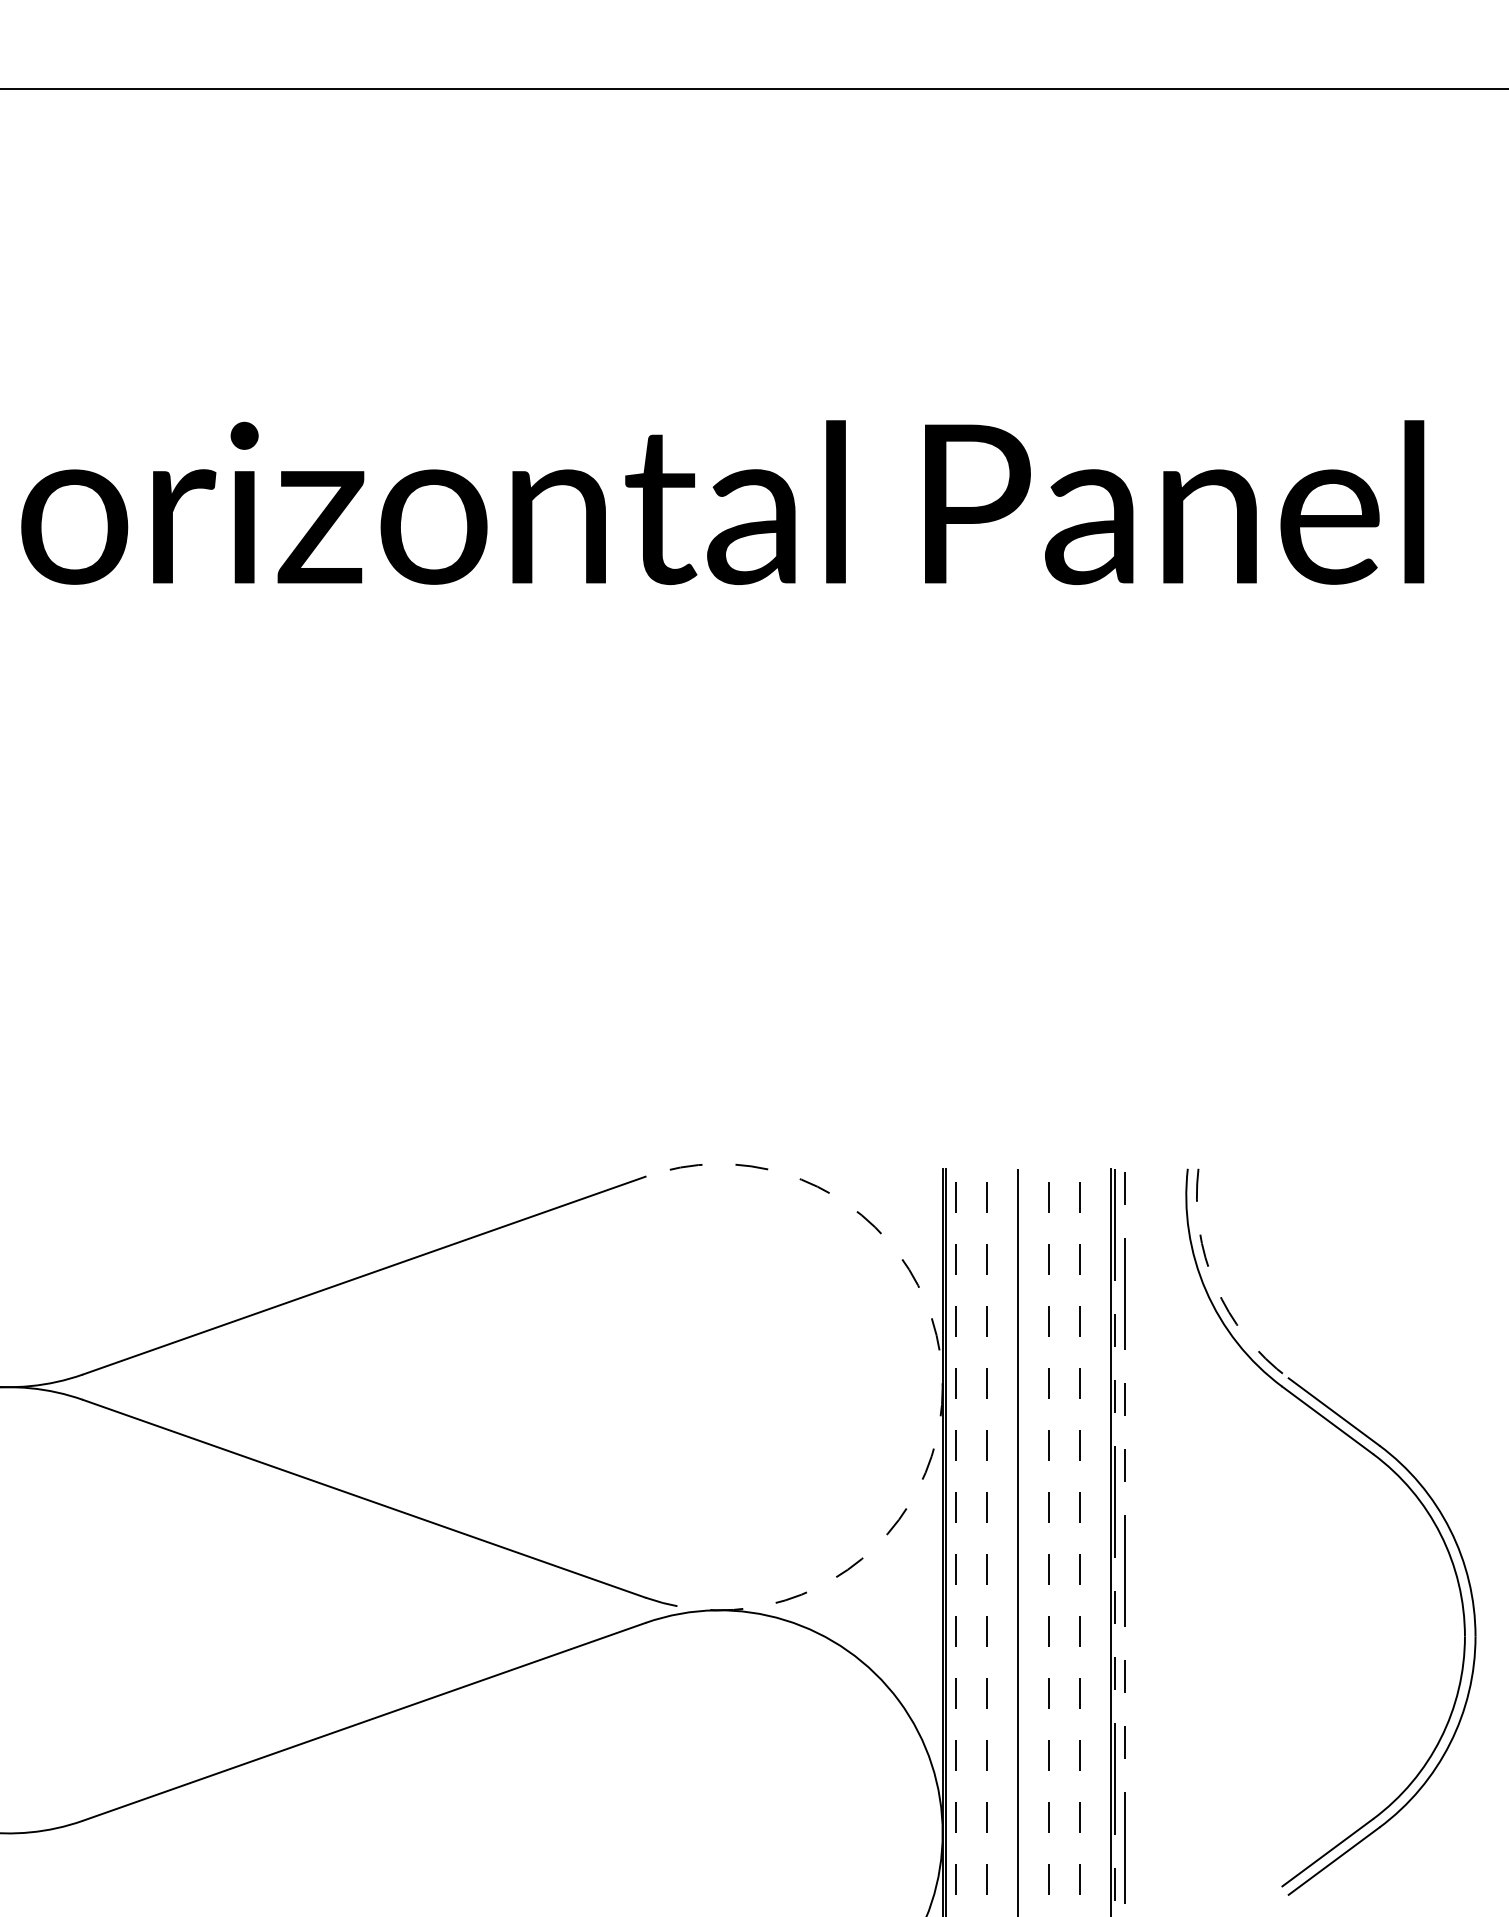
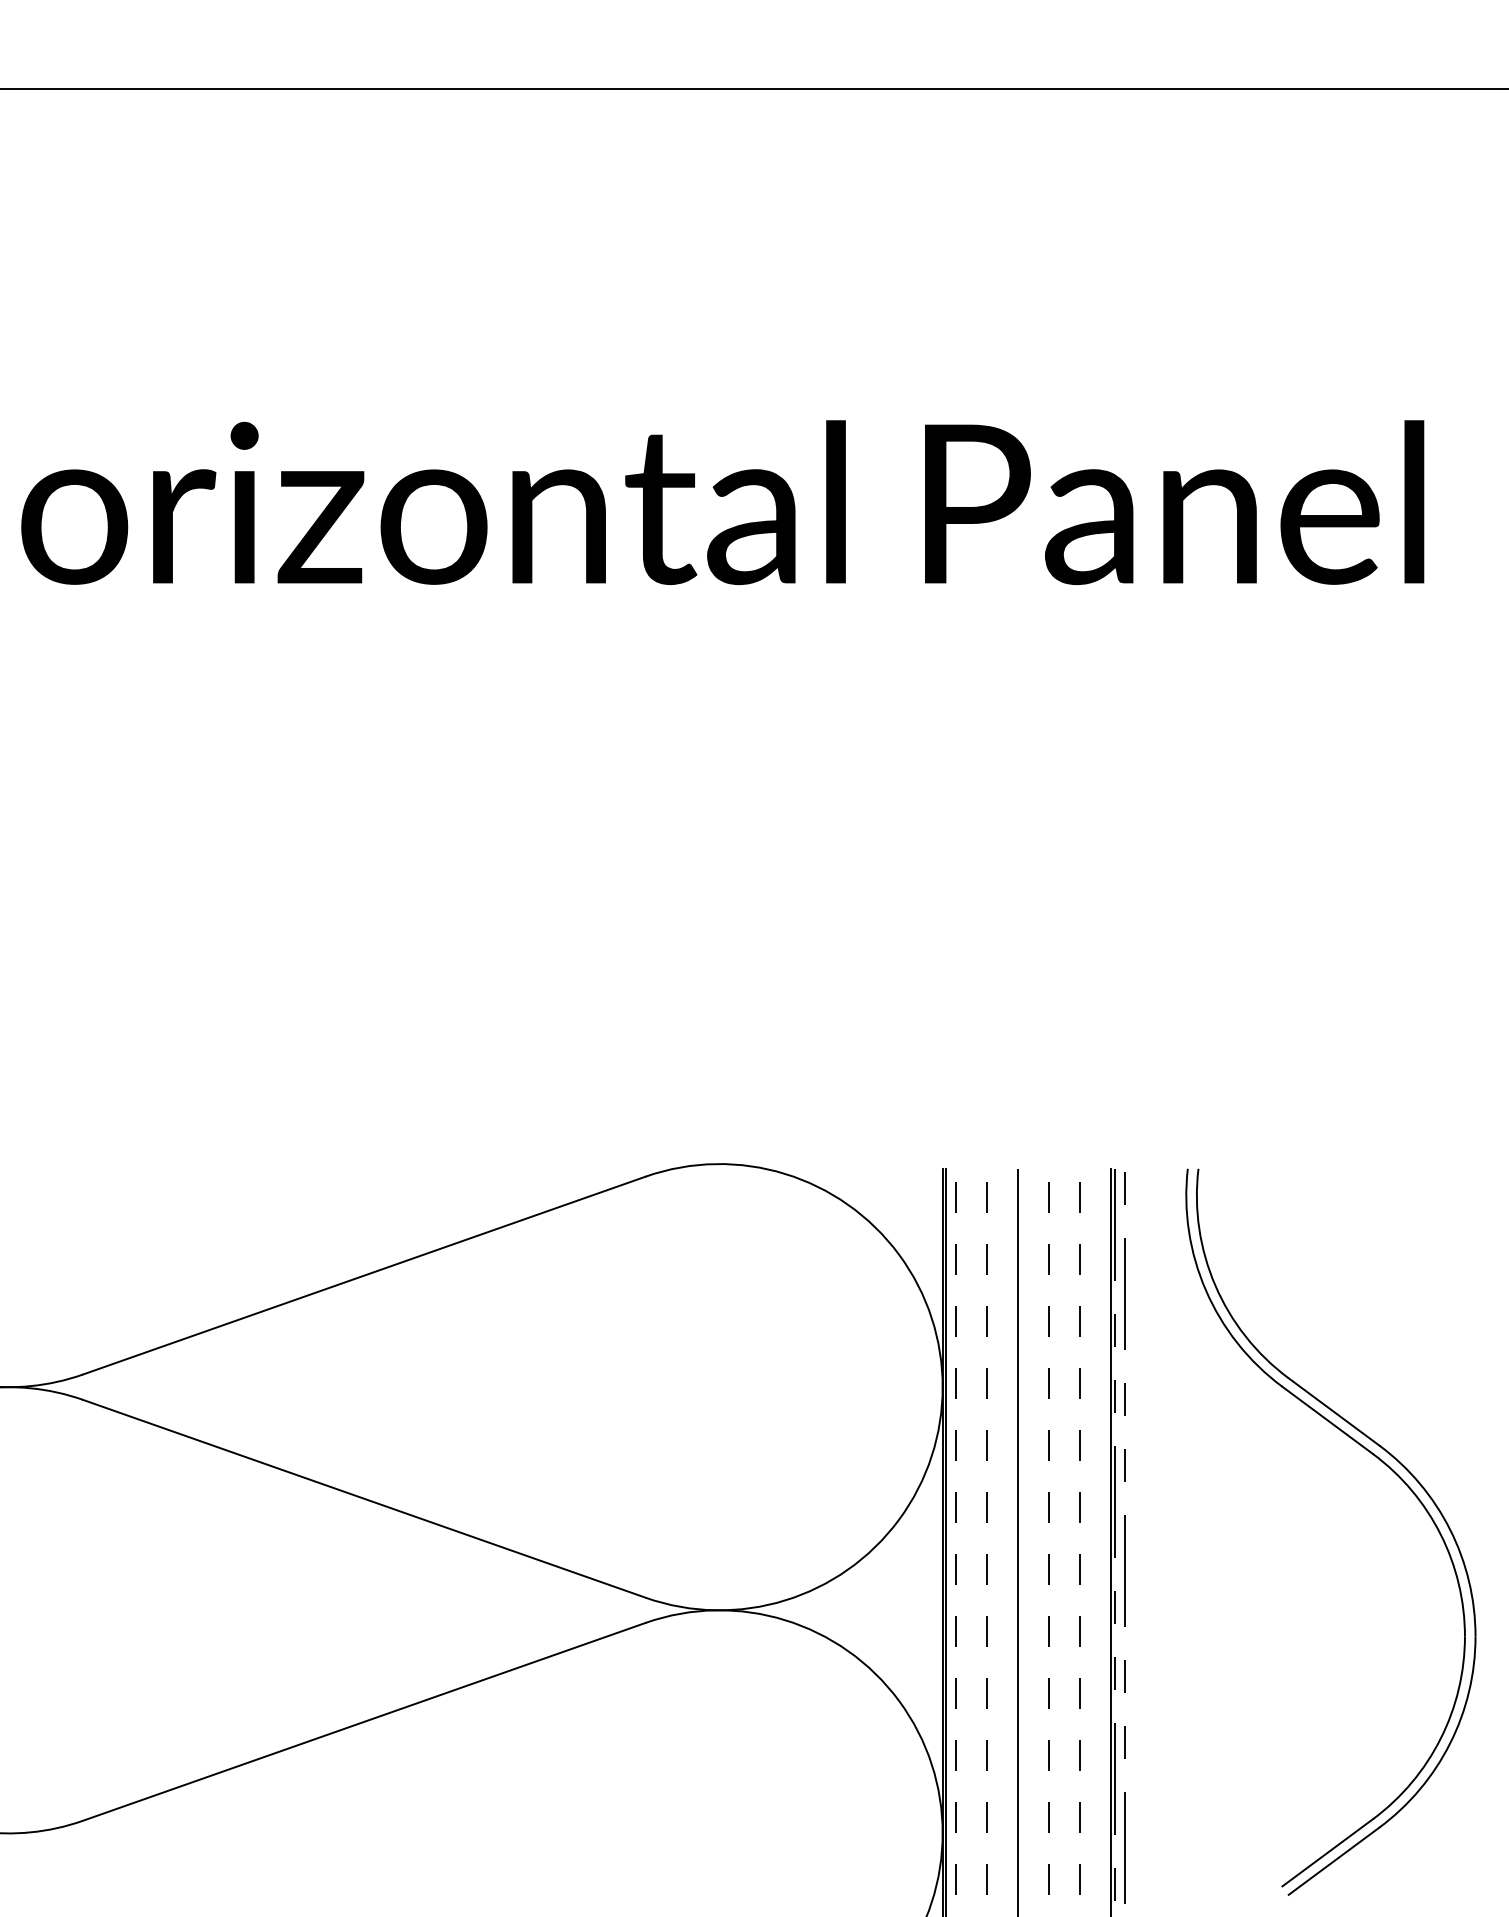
arc: dashed -> solid (1215, 1285)
arc: dashed -> solid (942, 1387)
